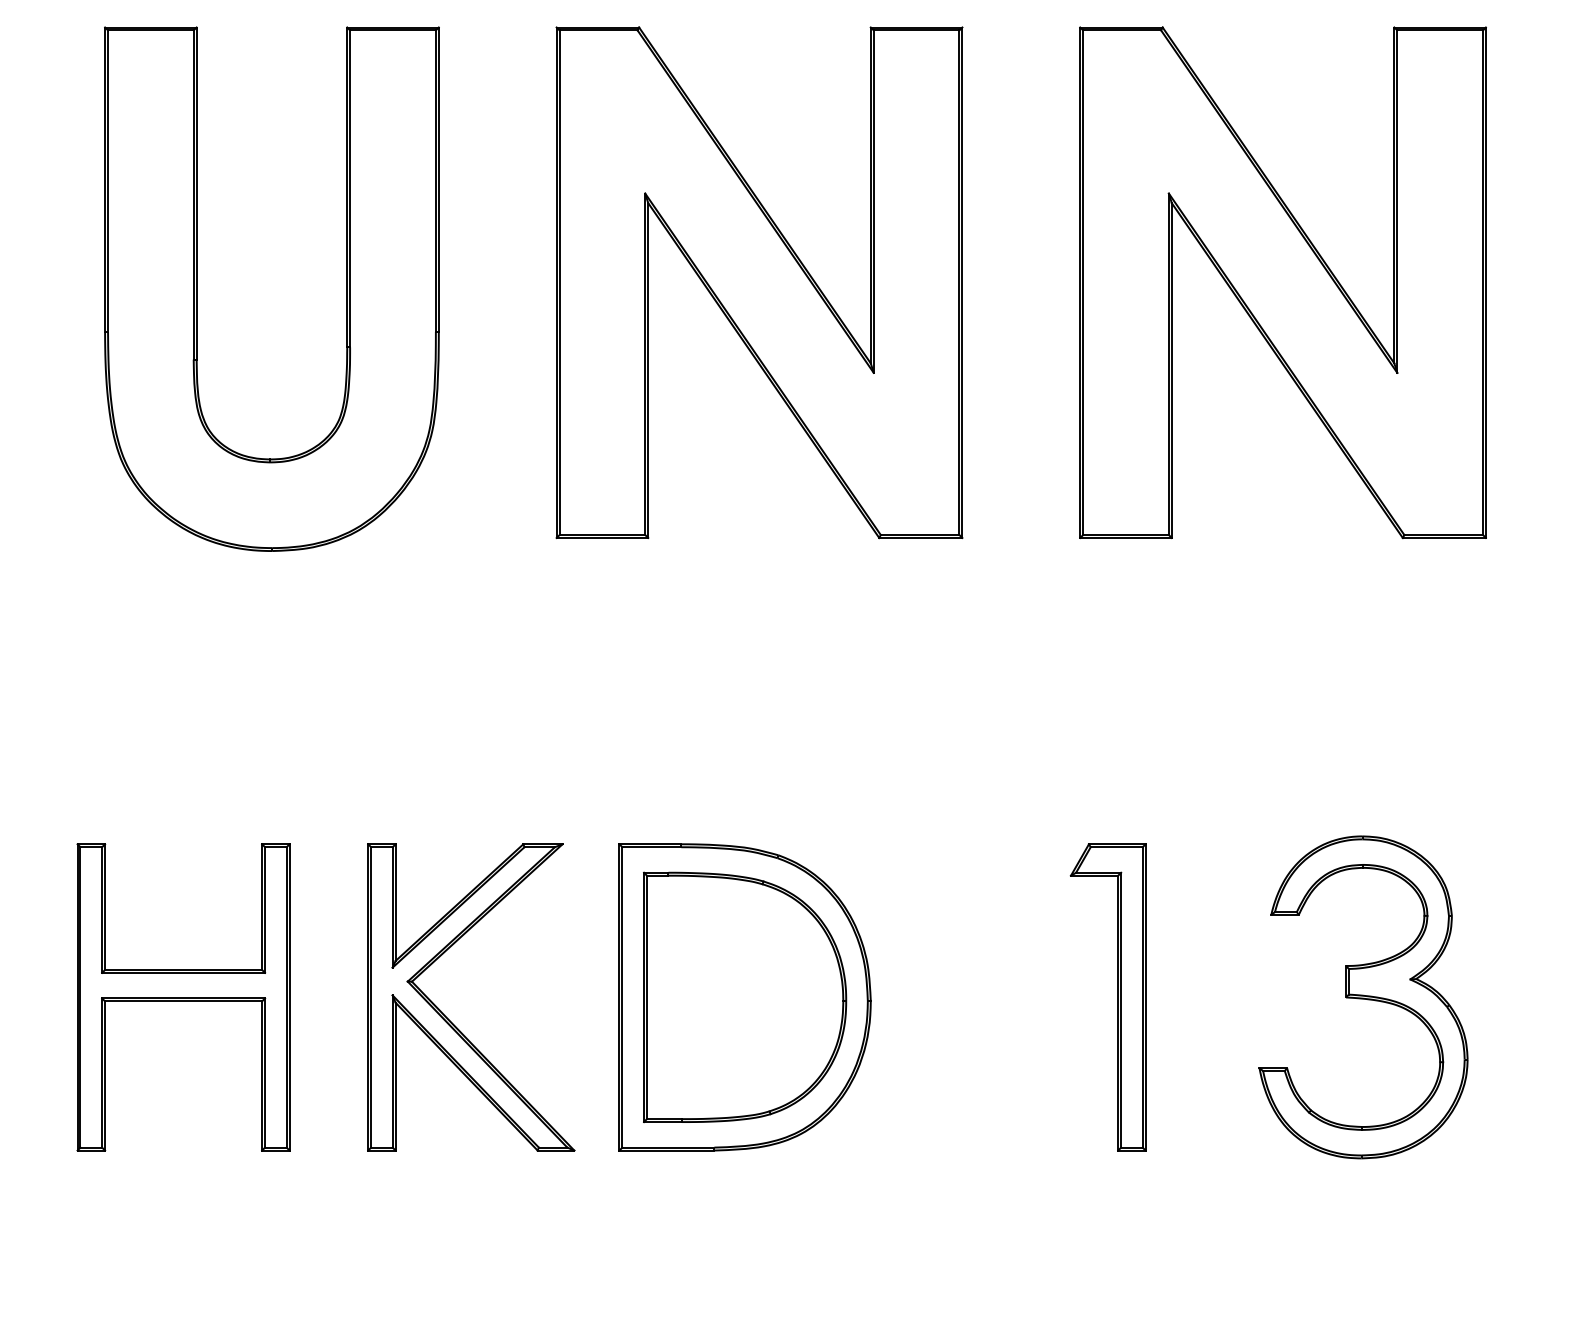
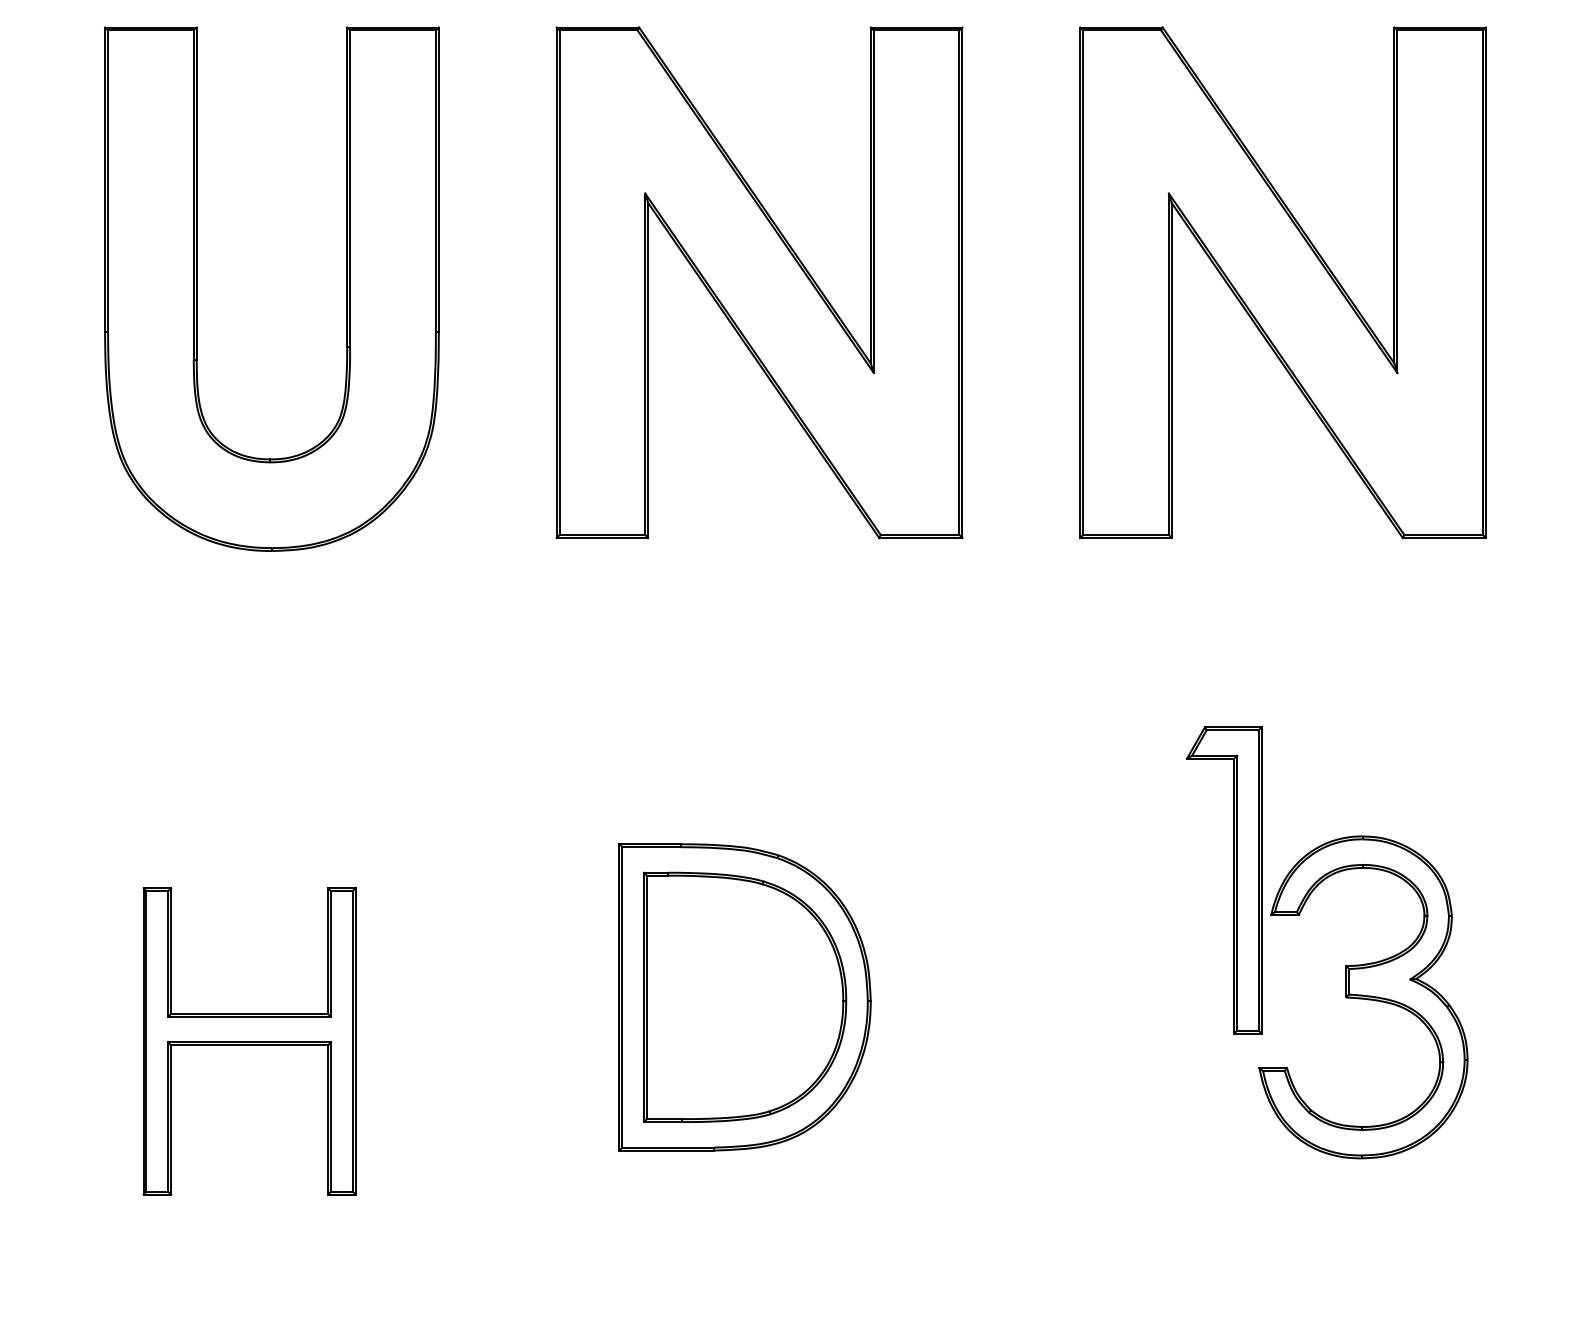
part position: (183, 997) -> (249, 1041) (249, 1041)
part position: (1117, 997) -> (1233, 880) (1233, 880)
part: present -> none (449, 1019)
